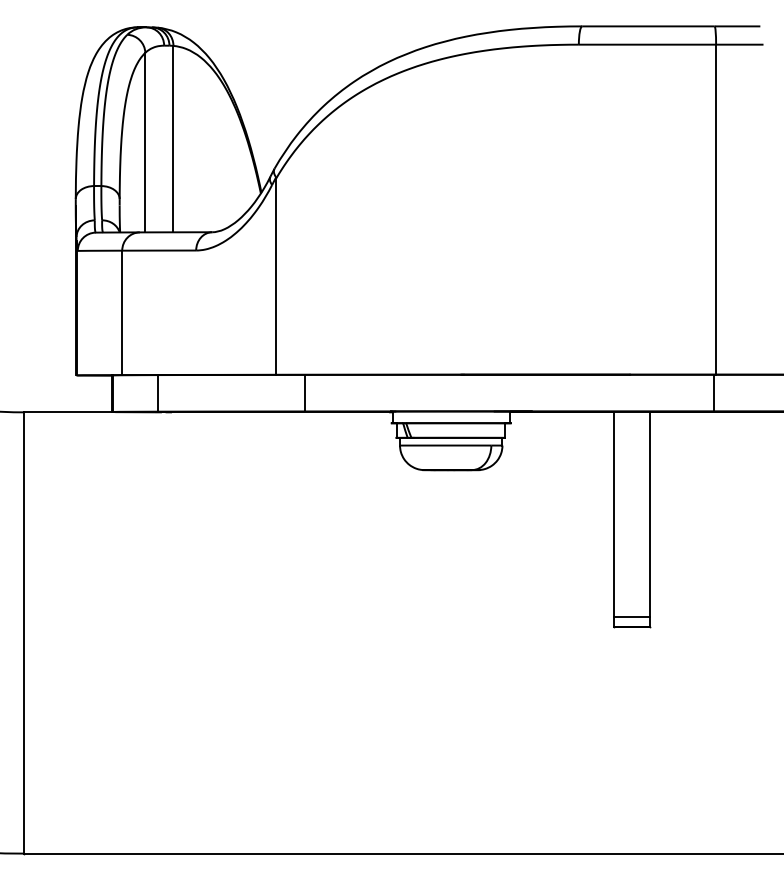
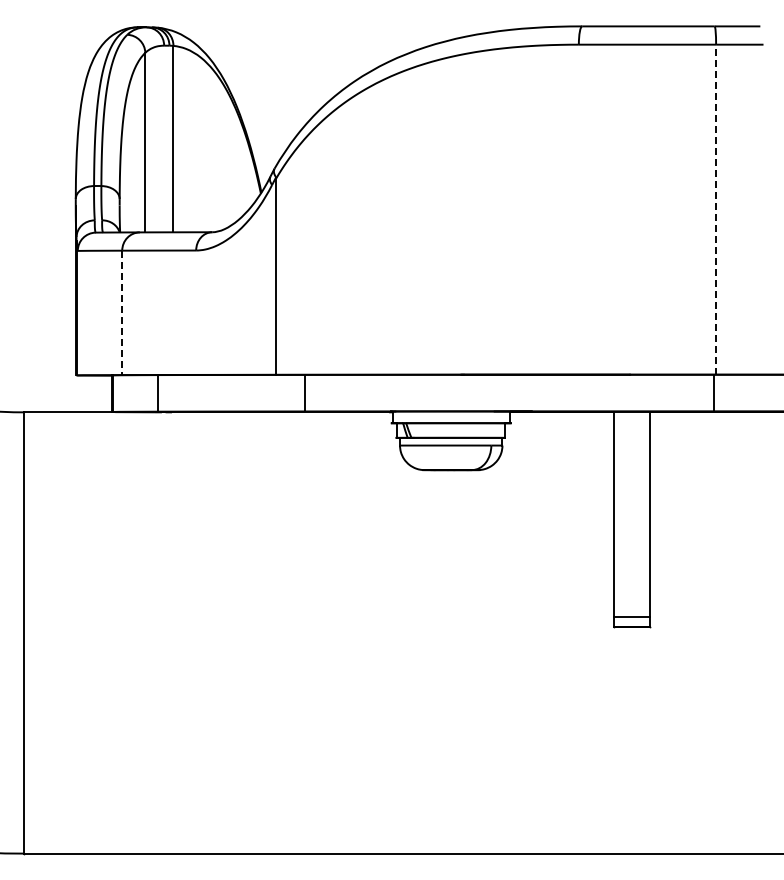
line: solid -> dashed (716, 209)
line: solid -> dashed (122, 313)
